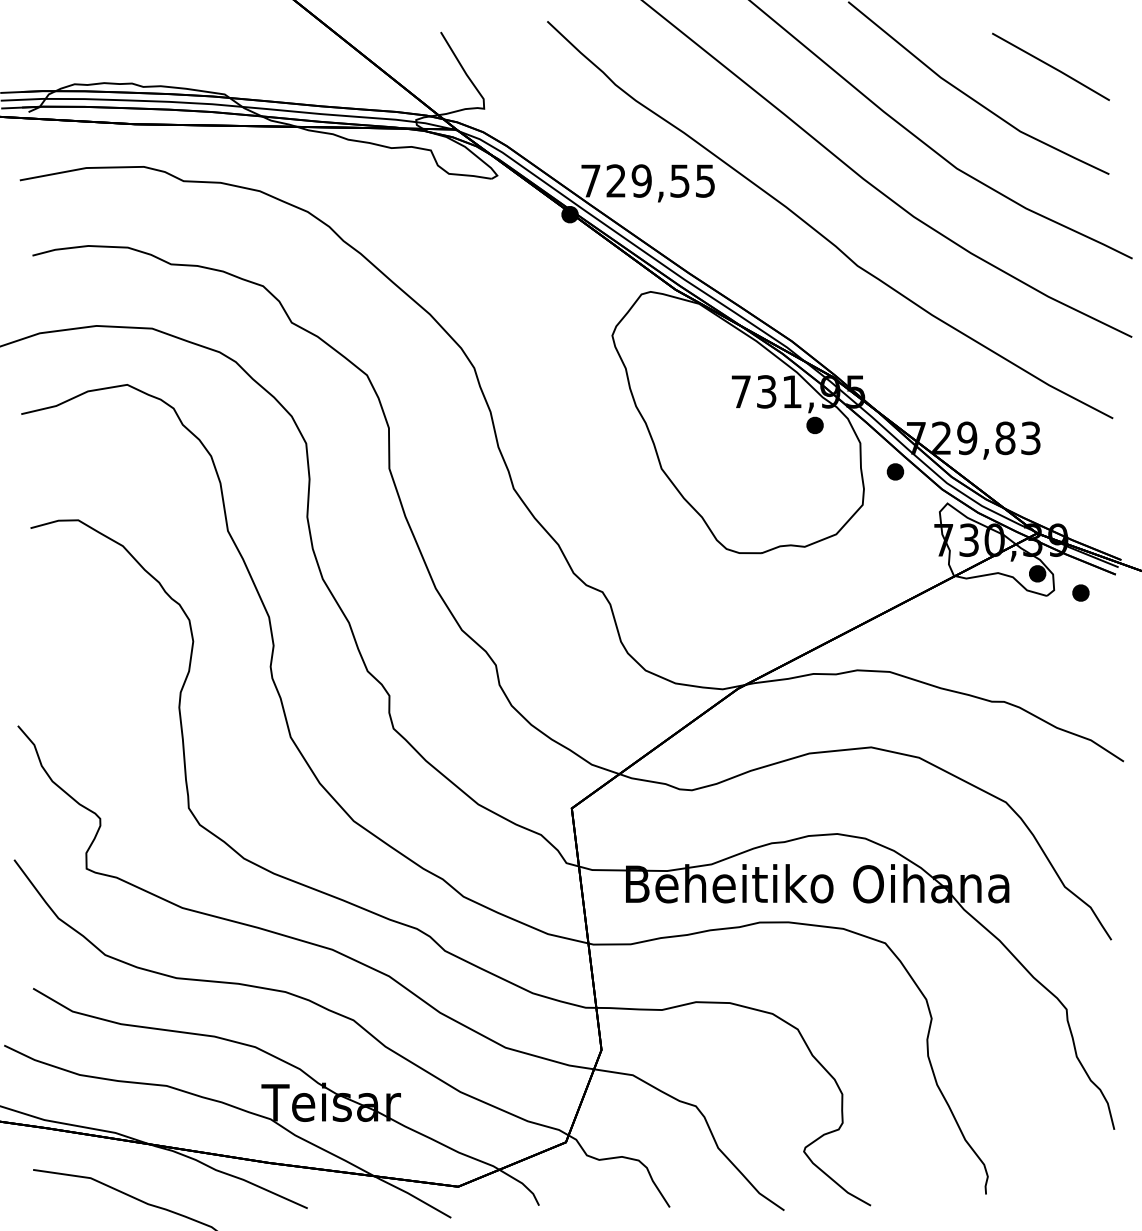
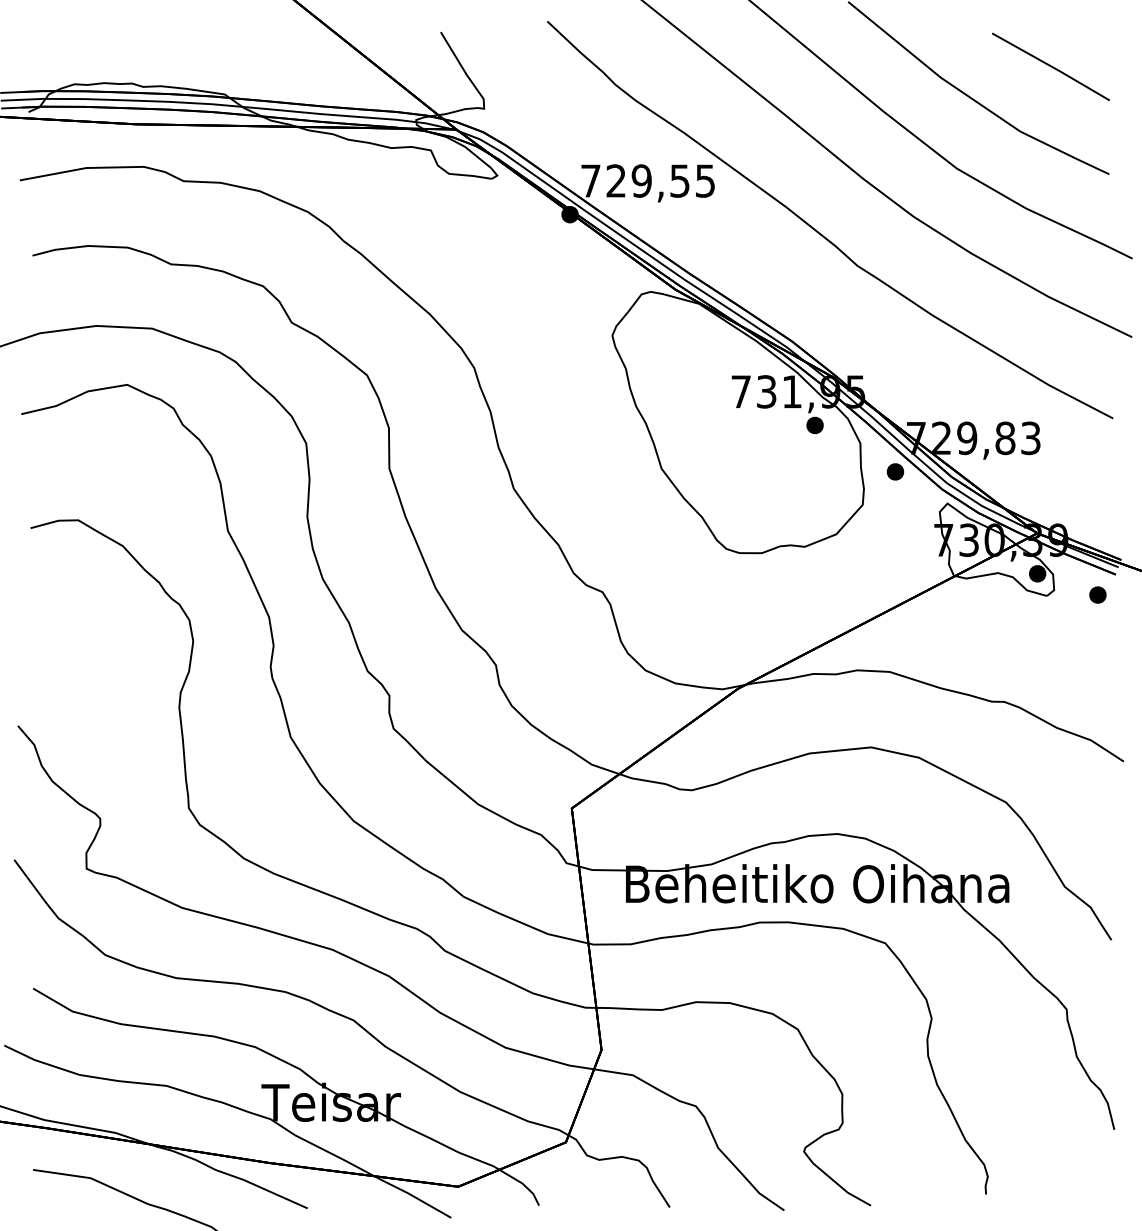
part position: (1080, 592) -> (1097, 594) (1097, 594)
